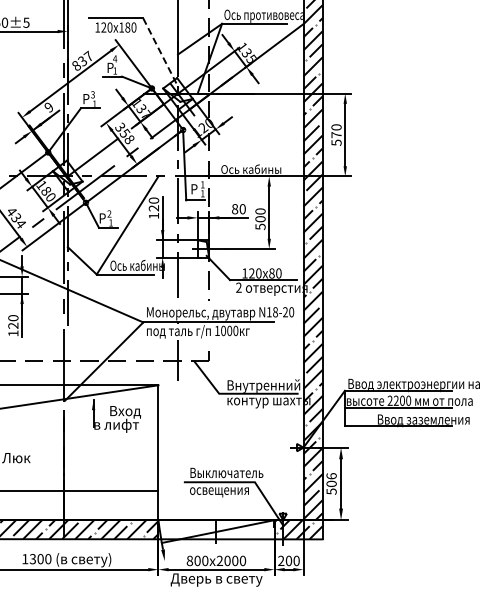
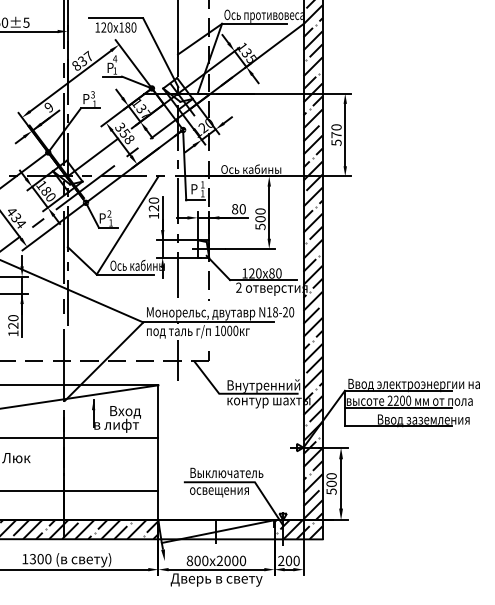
line: dashed -> solid (160, 52)
line: none -> present (80, 438)
text: 506 -> 500 (331, 476)
